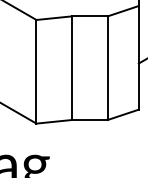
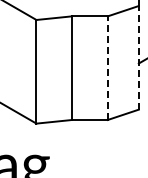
line: solid -> dashed (138, 57)
line: solid -> dashed (107, 68)
